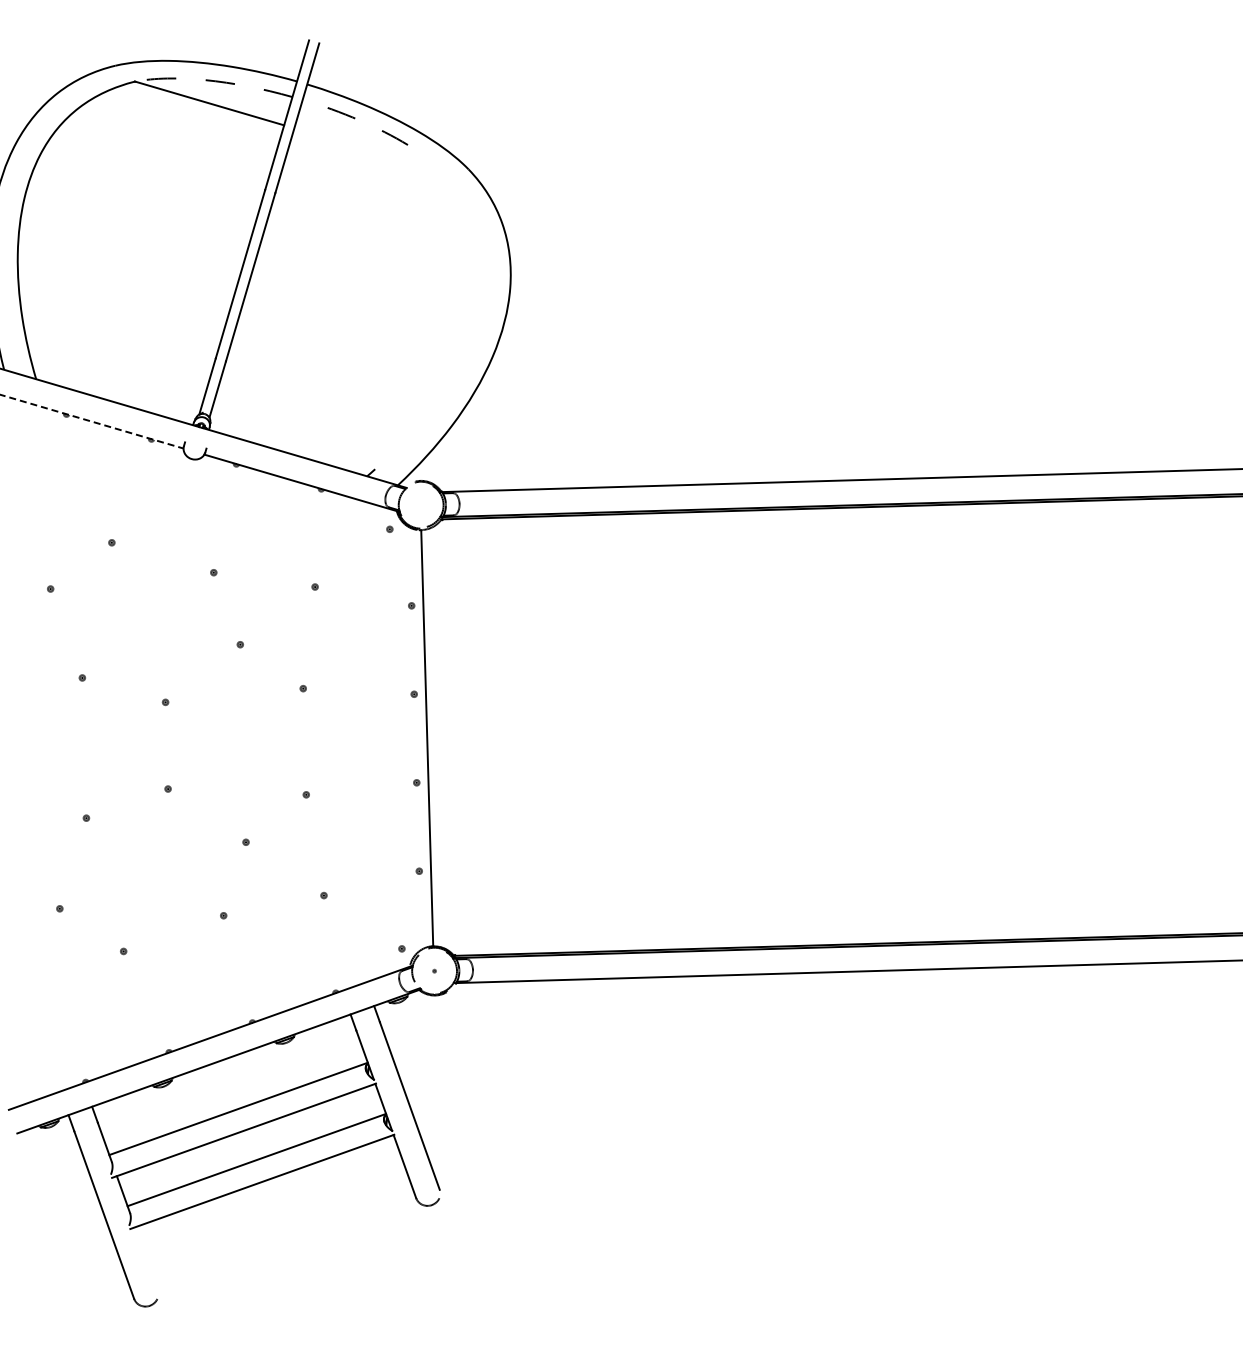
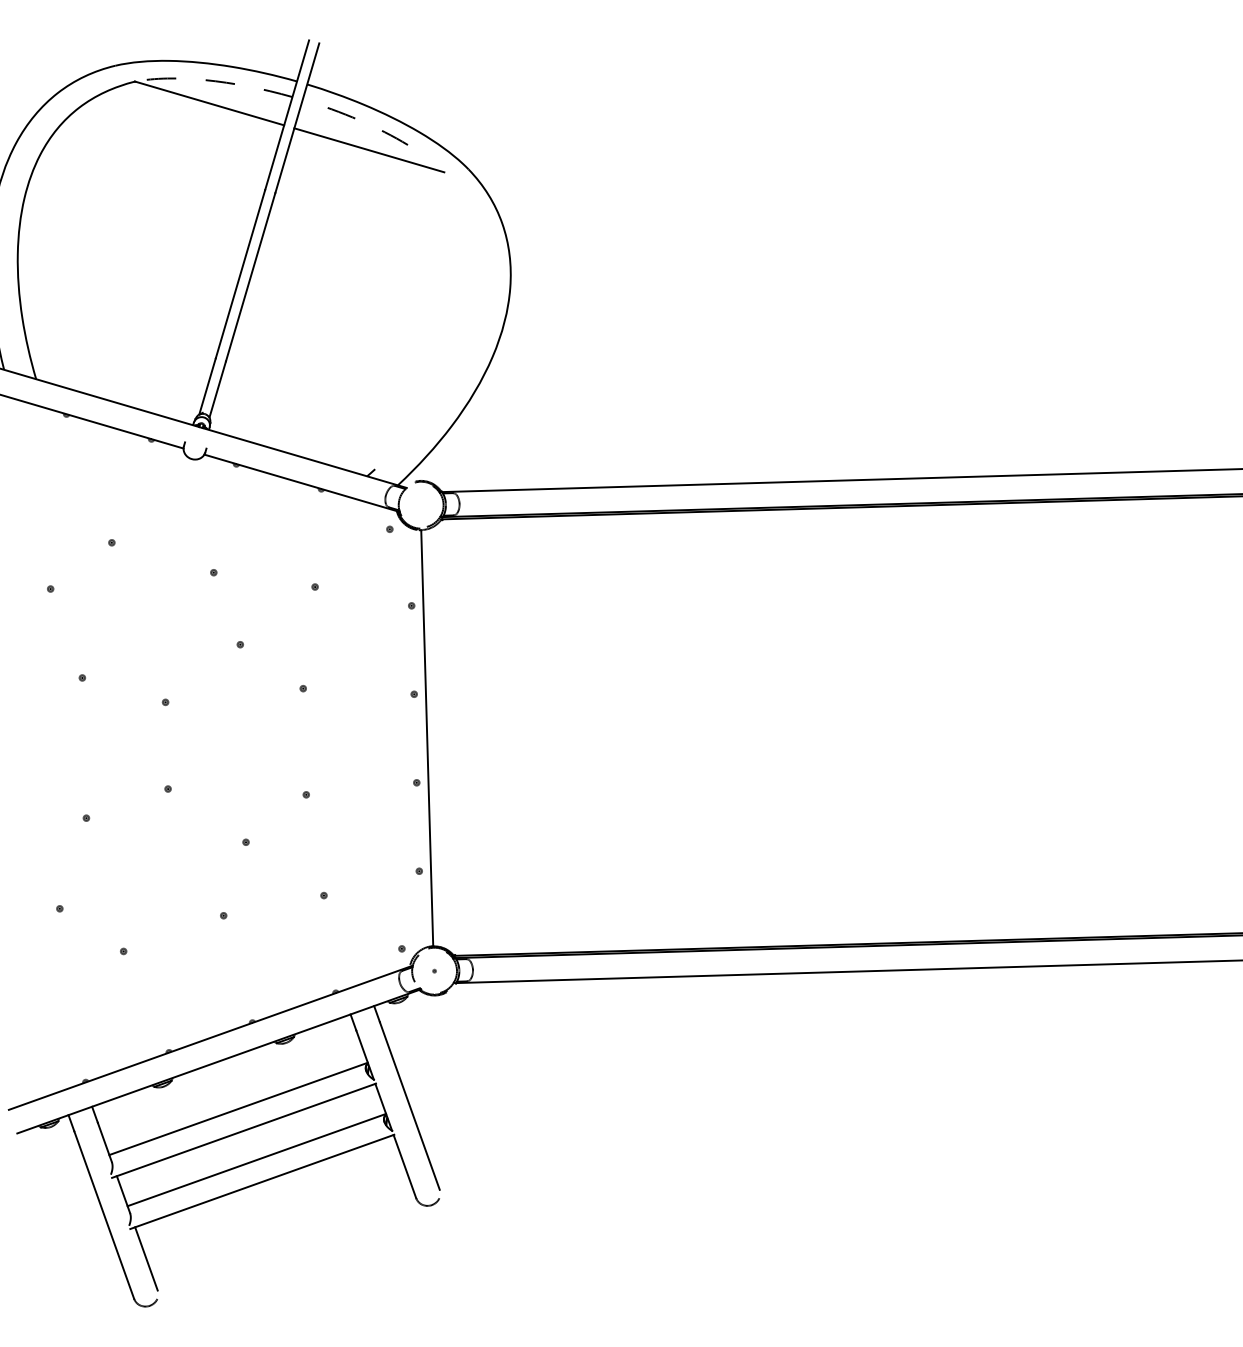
line: none -> present (369, 150)
line: dashed -> solid (92, 421)
line: none -> present (146, 1258)
